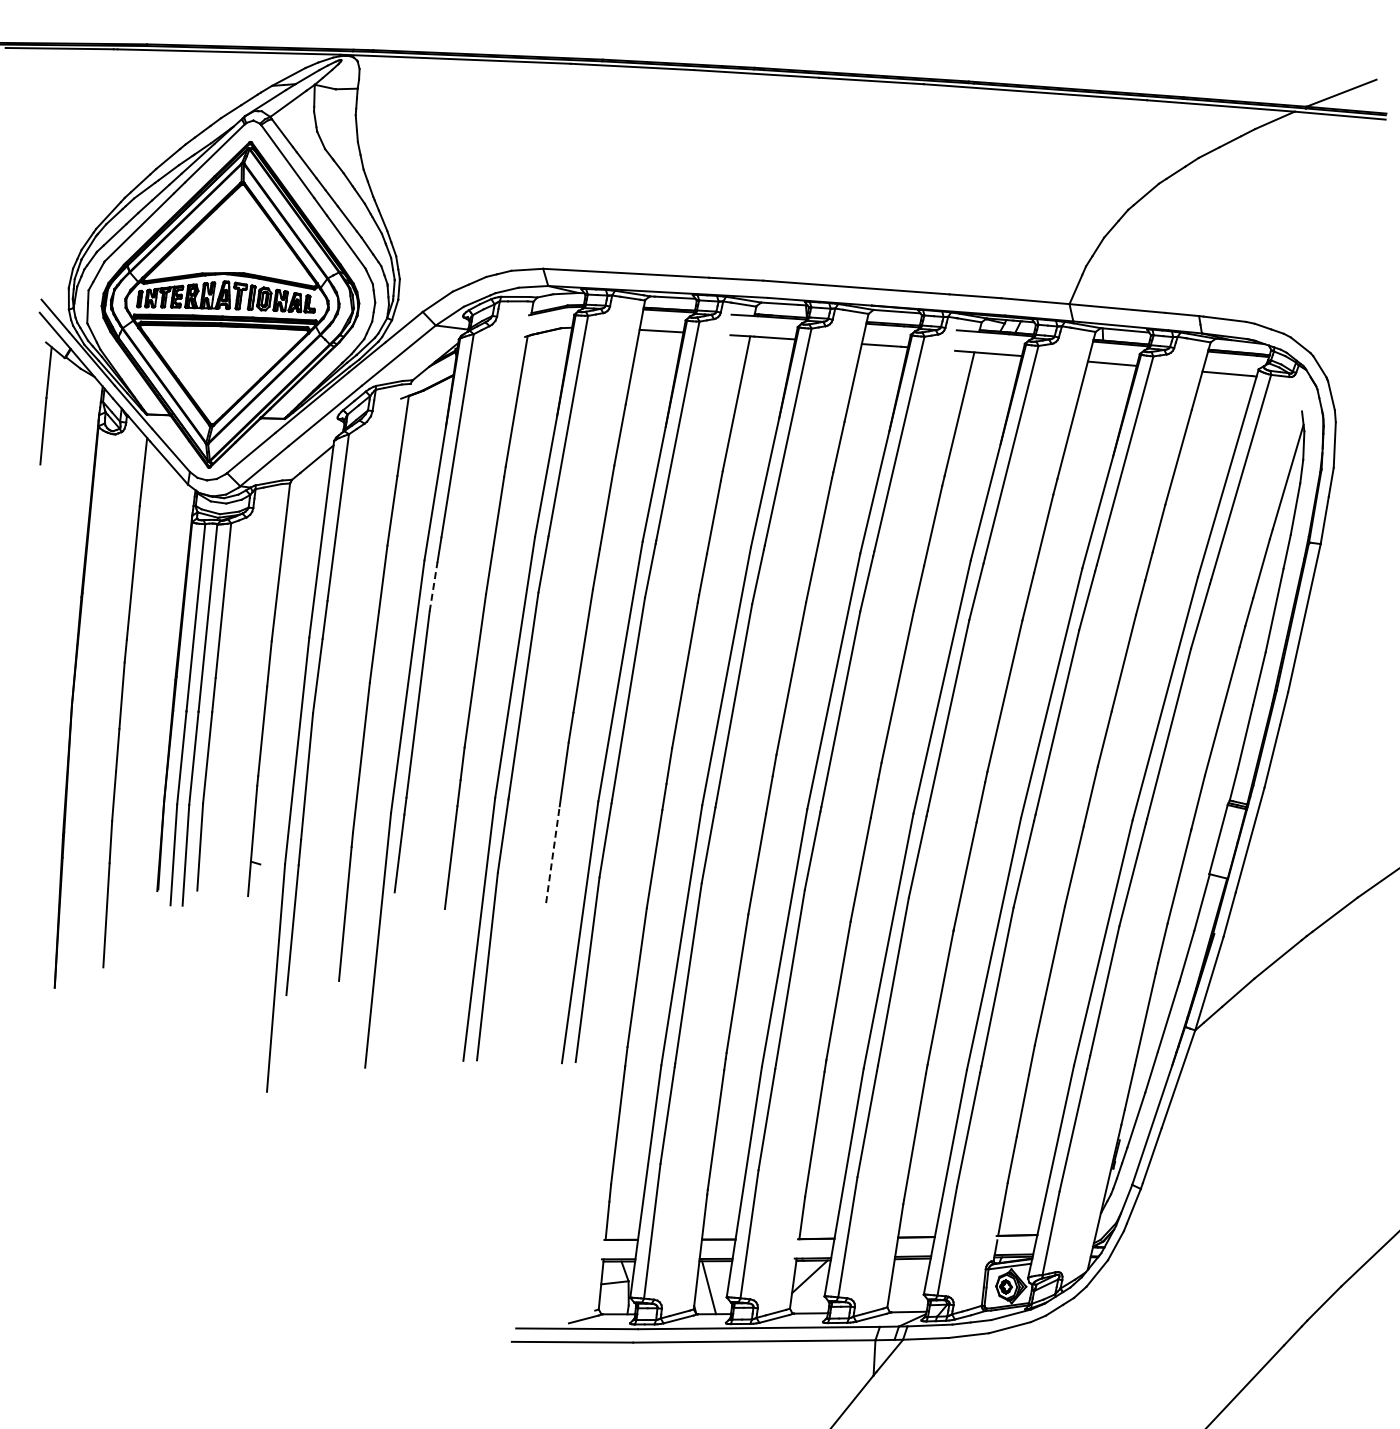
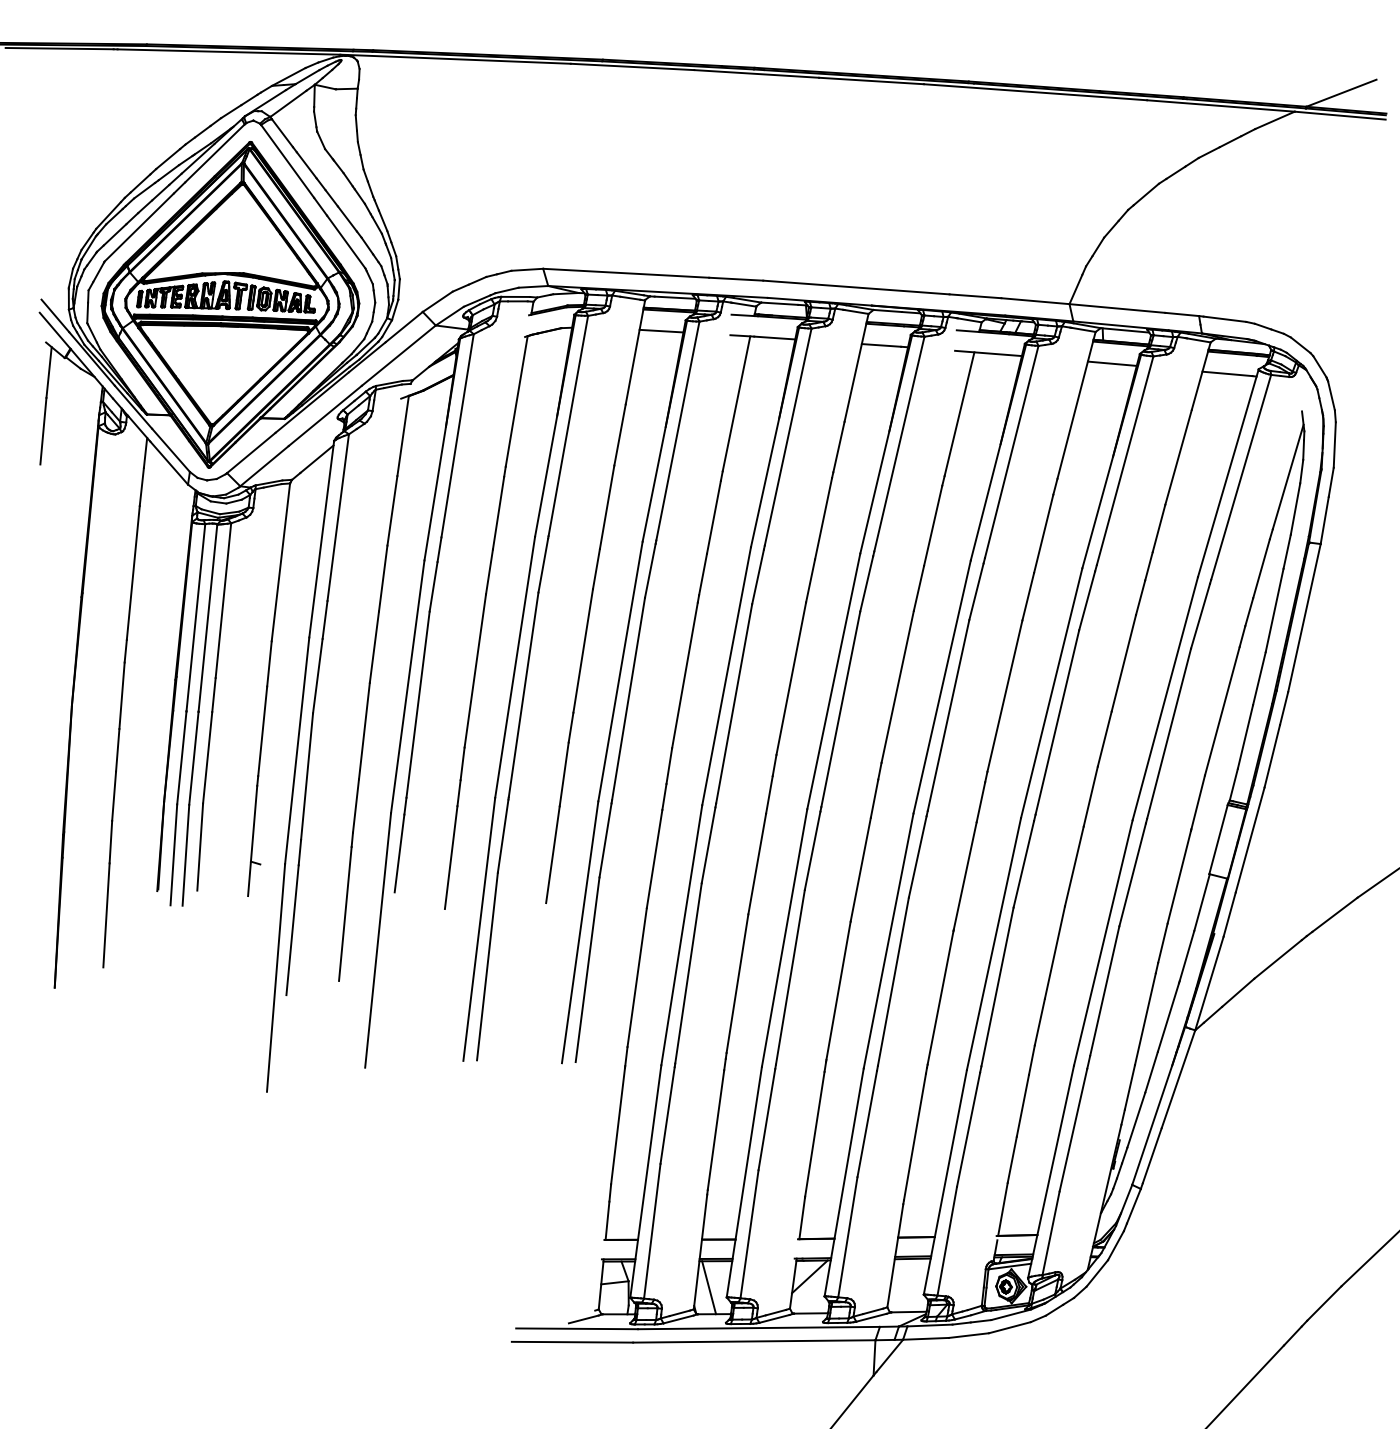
line: dashed -> solid (433, 586)
line: dashed -> solid (552, 854)
